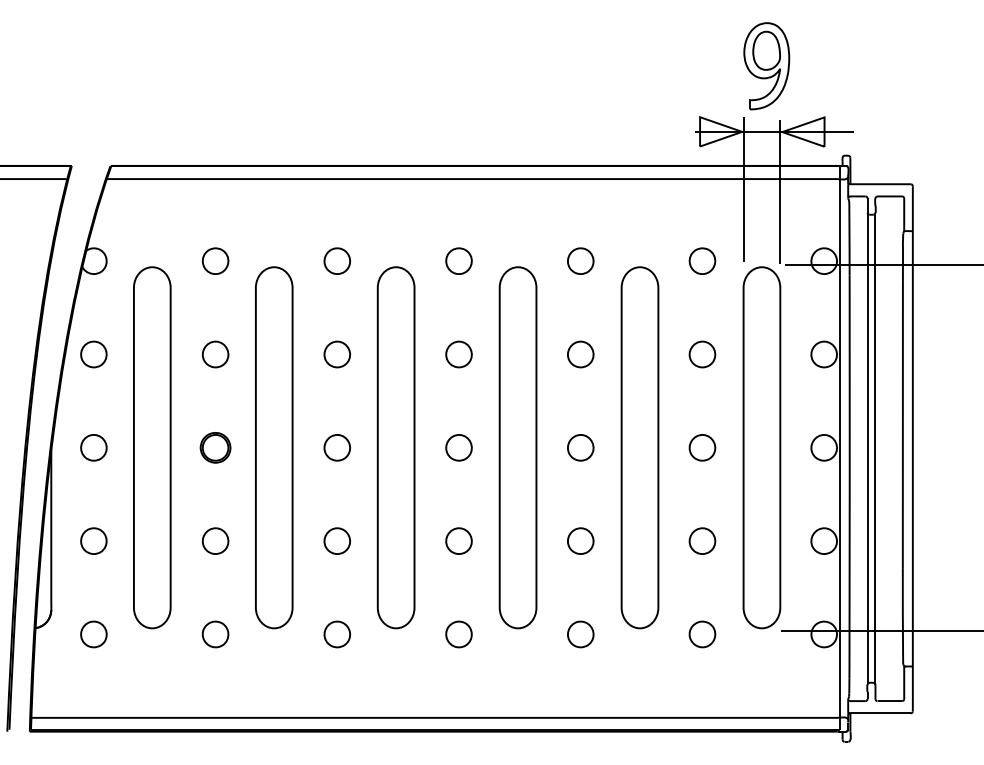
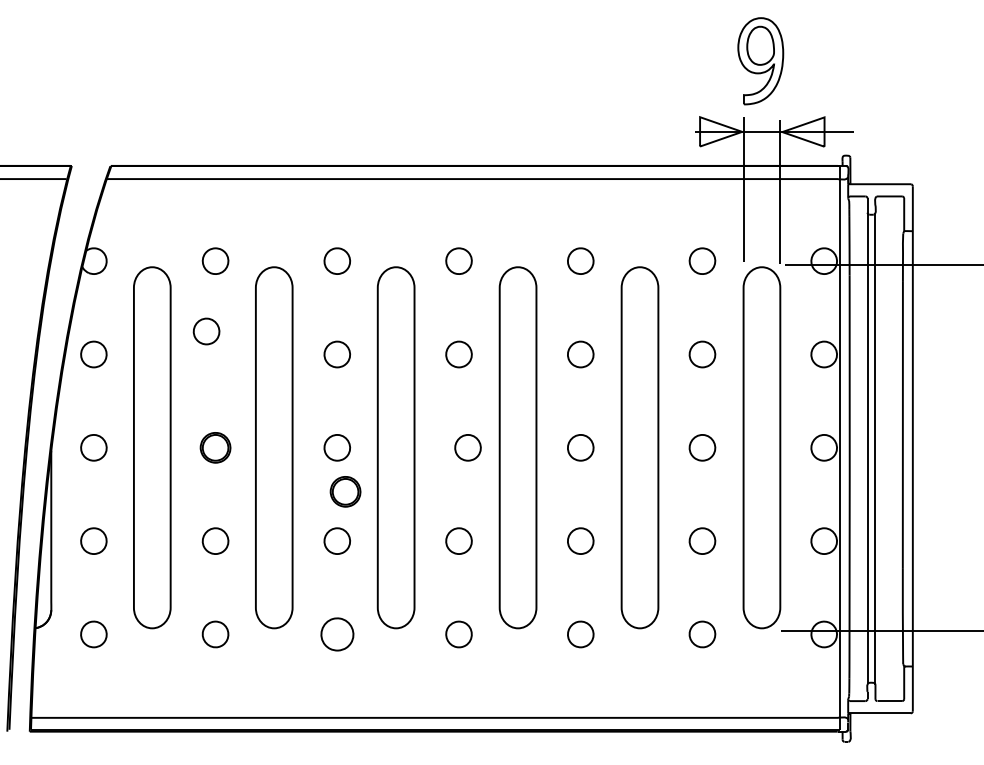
part position: (766, 66) -> (760, 61) (760, 61)
part position: (215, 354) -> (206, 331) (206, 331)
part position: (458, 447) -> (467, 447) (467, 447)
part: none -> present (345, 491)
part size: 28x29 px -> 35x35 px (337, 634)
